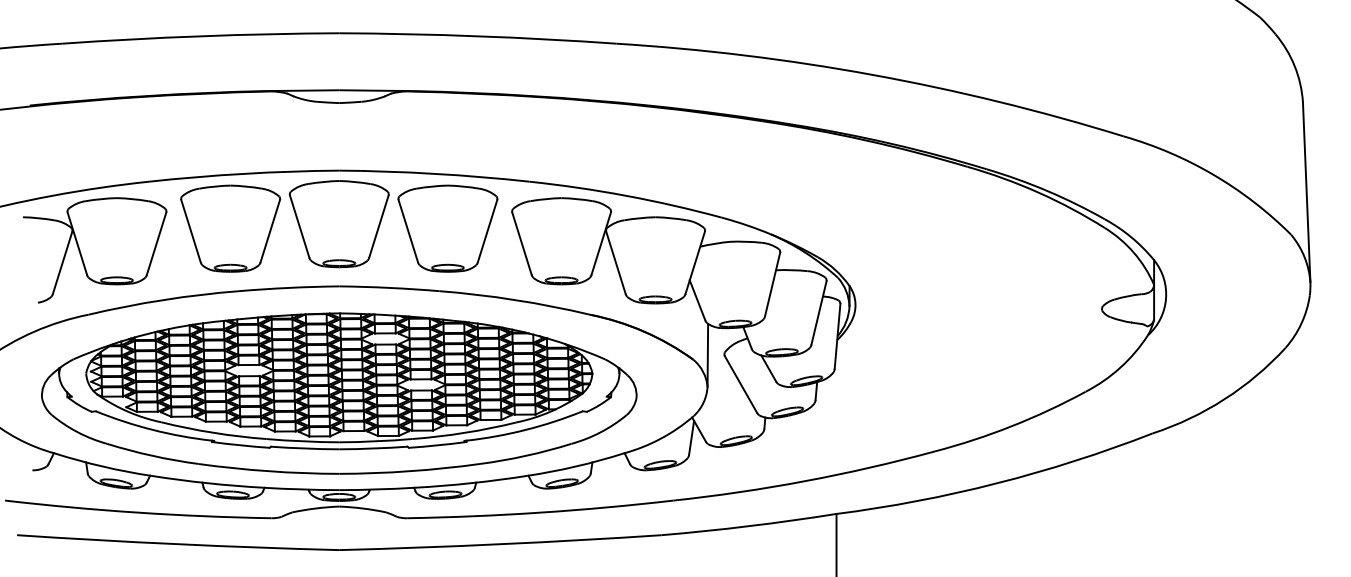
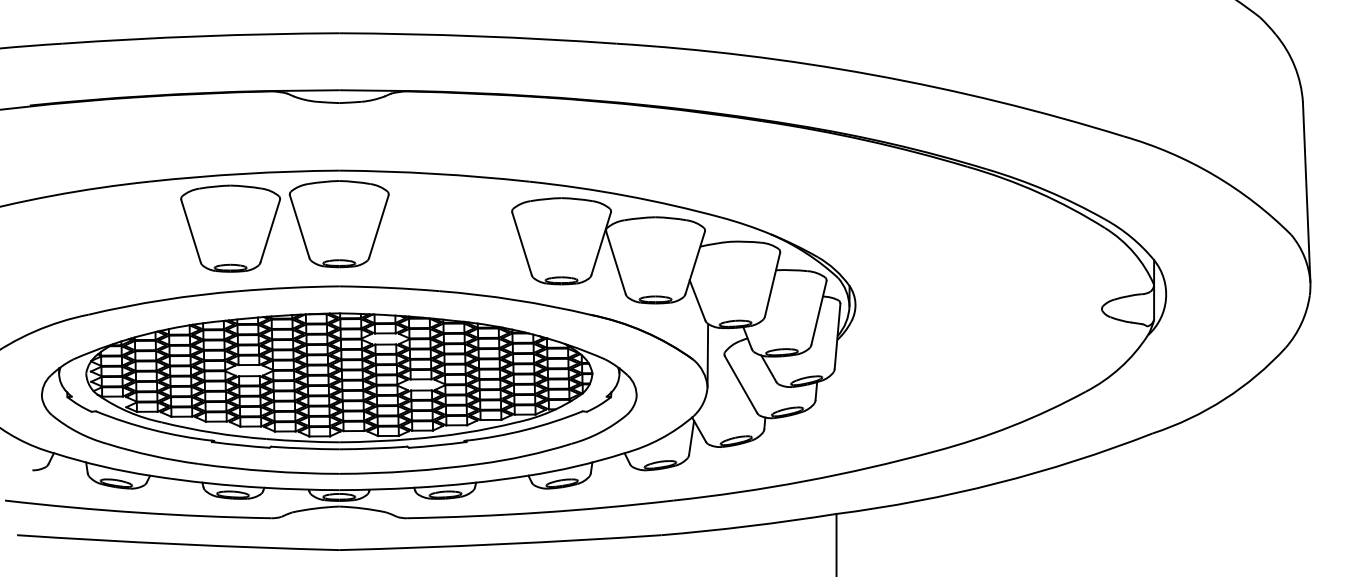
part: present -> none (447, 228)
part: present -> none (95, 250)
